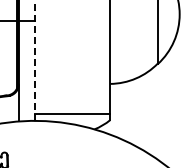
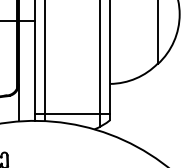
line: dashed -> solid (34, 60)
line: none -> present (44, 61)
line: none -> present (100, 64)
